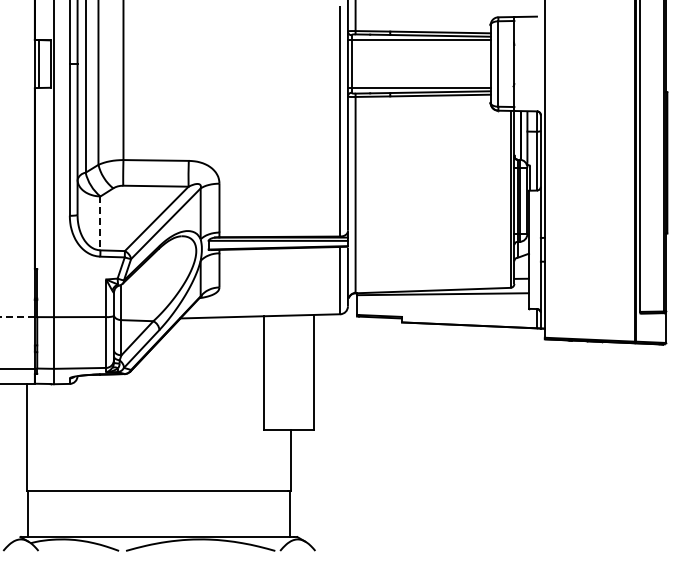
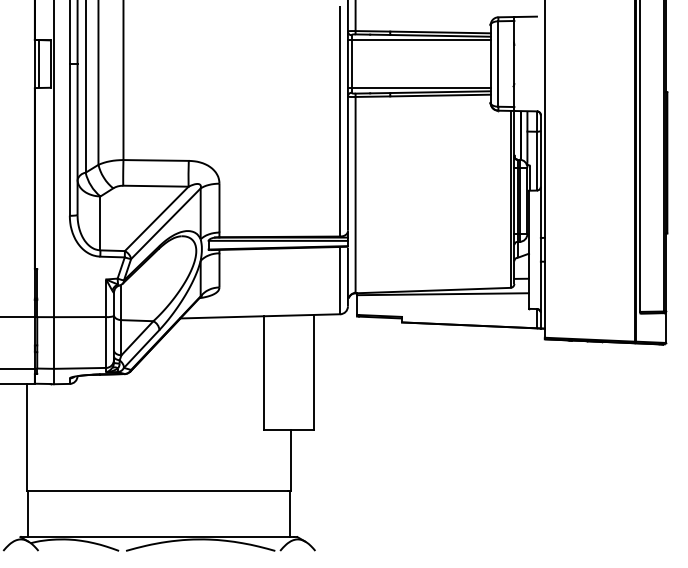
line: dashed -> solid (100, 223)
line: dashed -> solid (17, 317)
